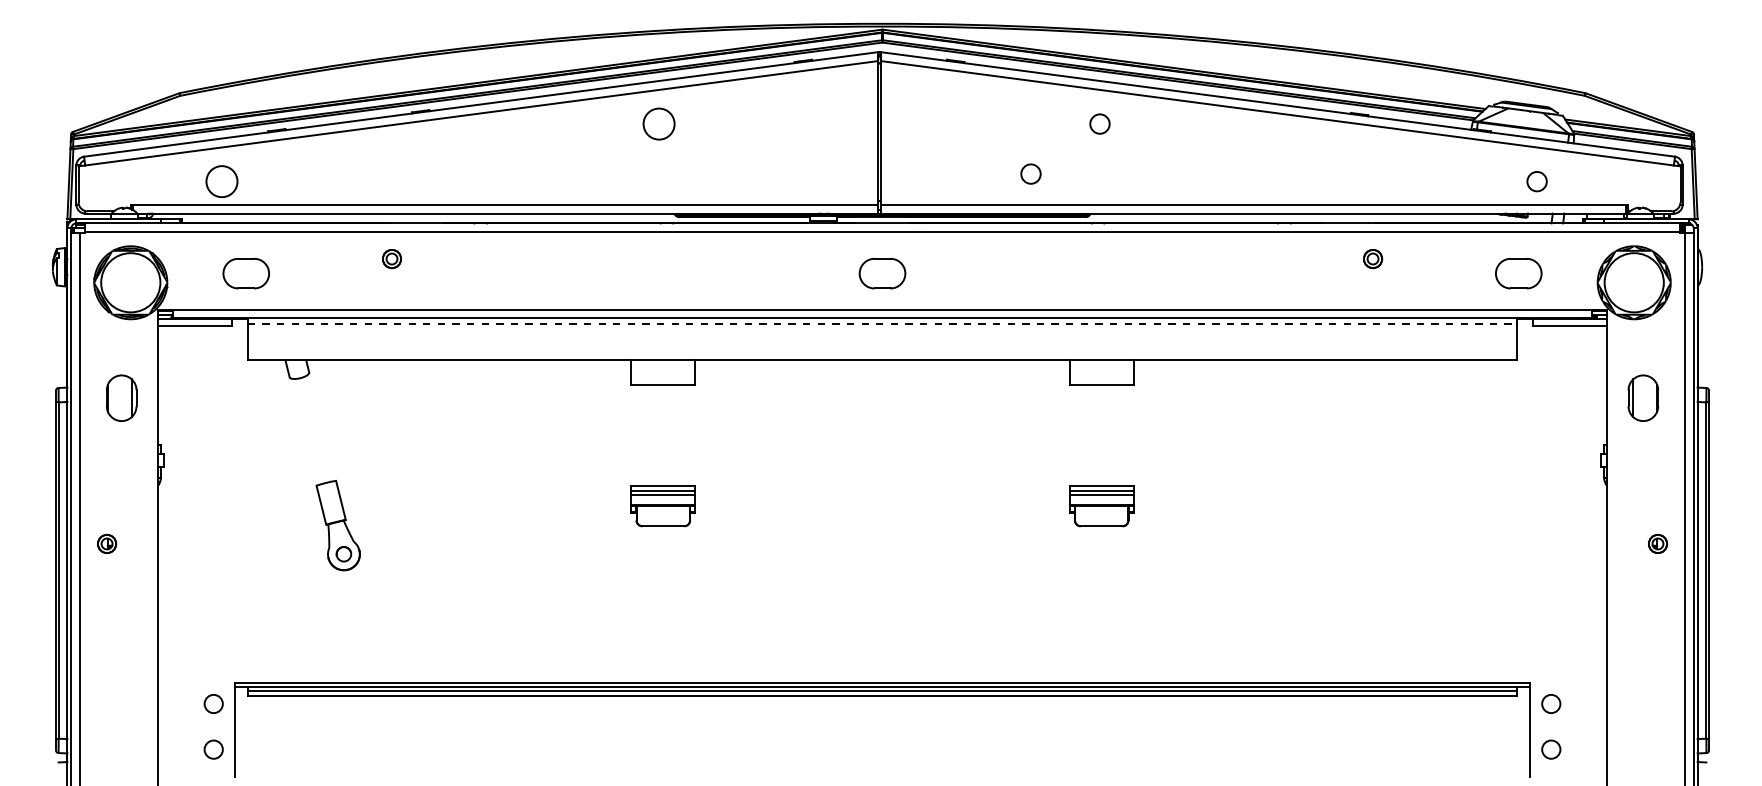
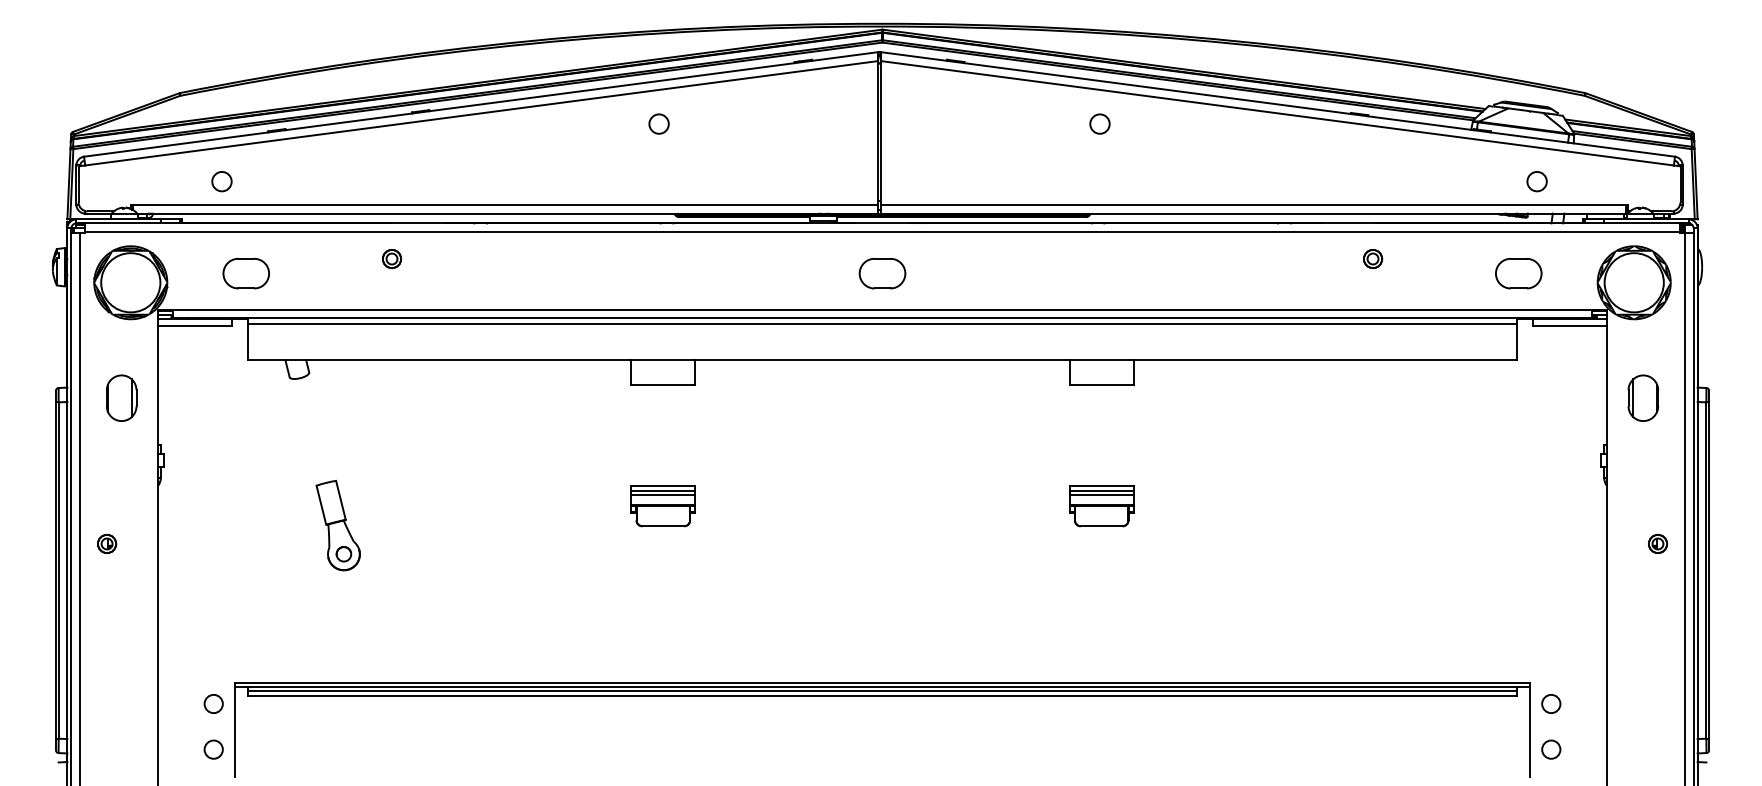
circle diameter: 31 px -> 19 px (658, 123)
circle: present -> none (1030, 173)
circle diameter: 31 px -> 19 px (221, 181)
line: dashed -> solid (882, 323)
